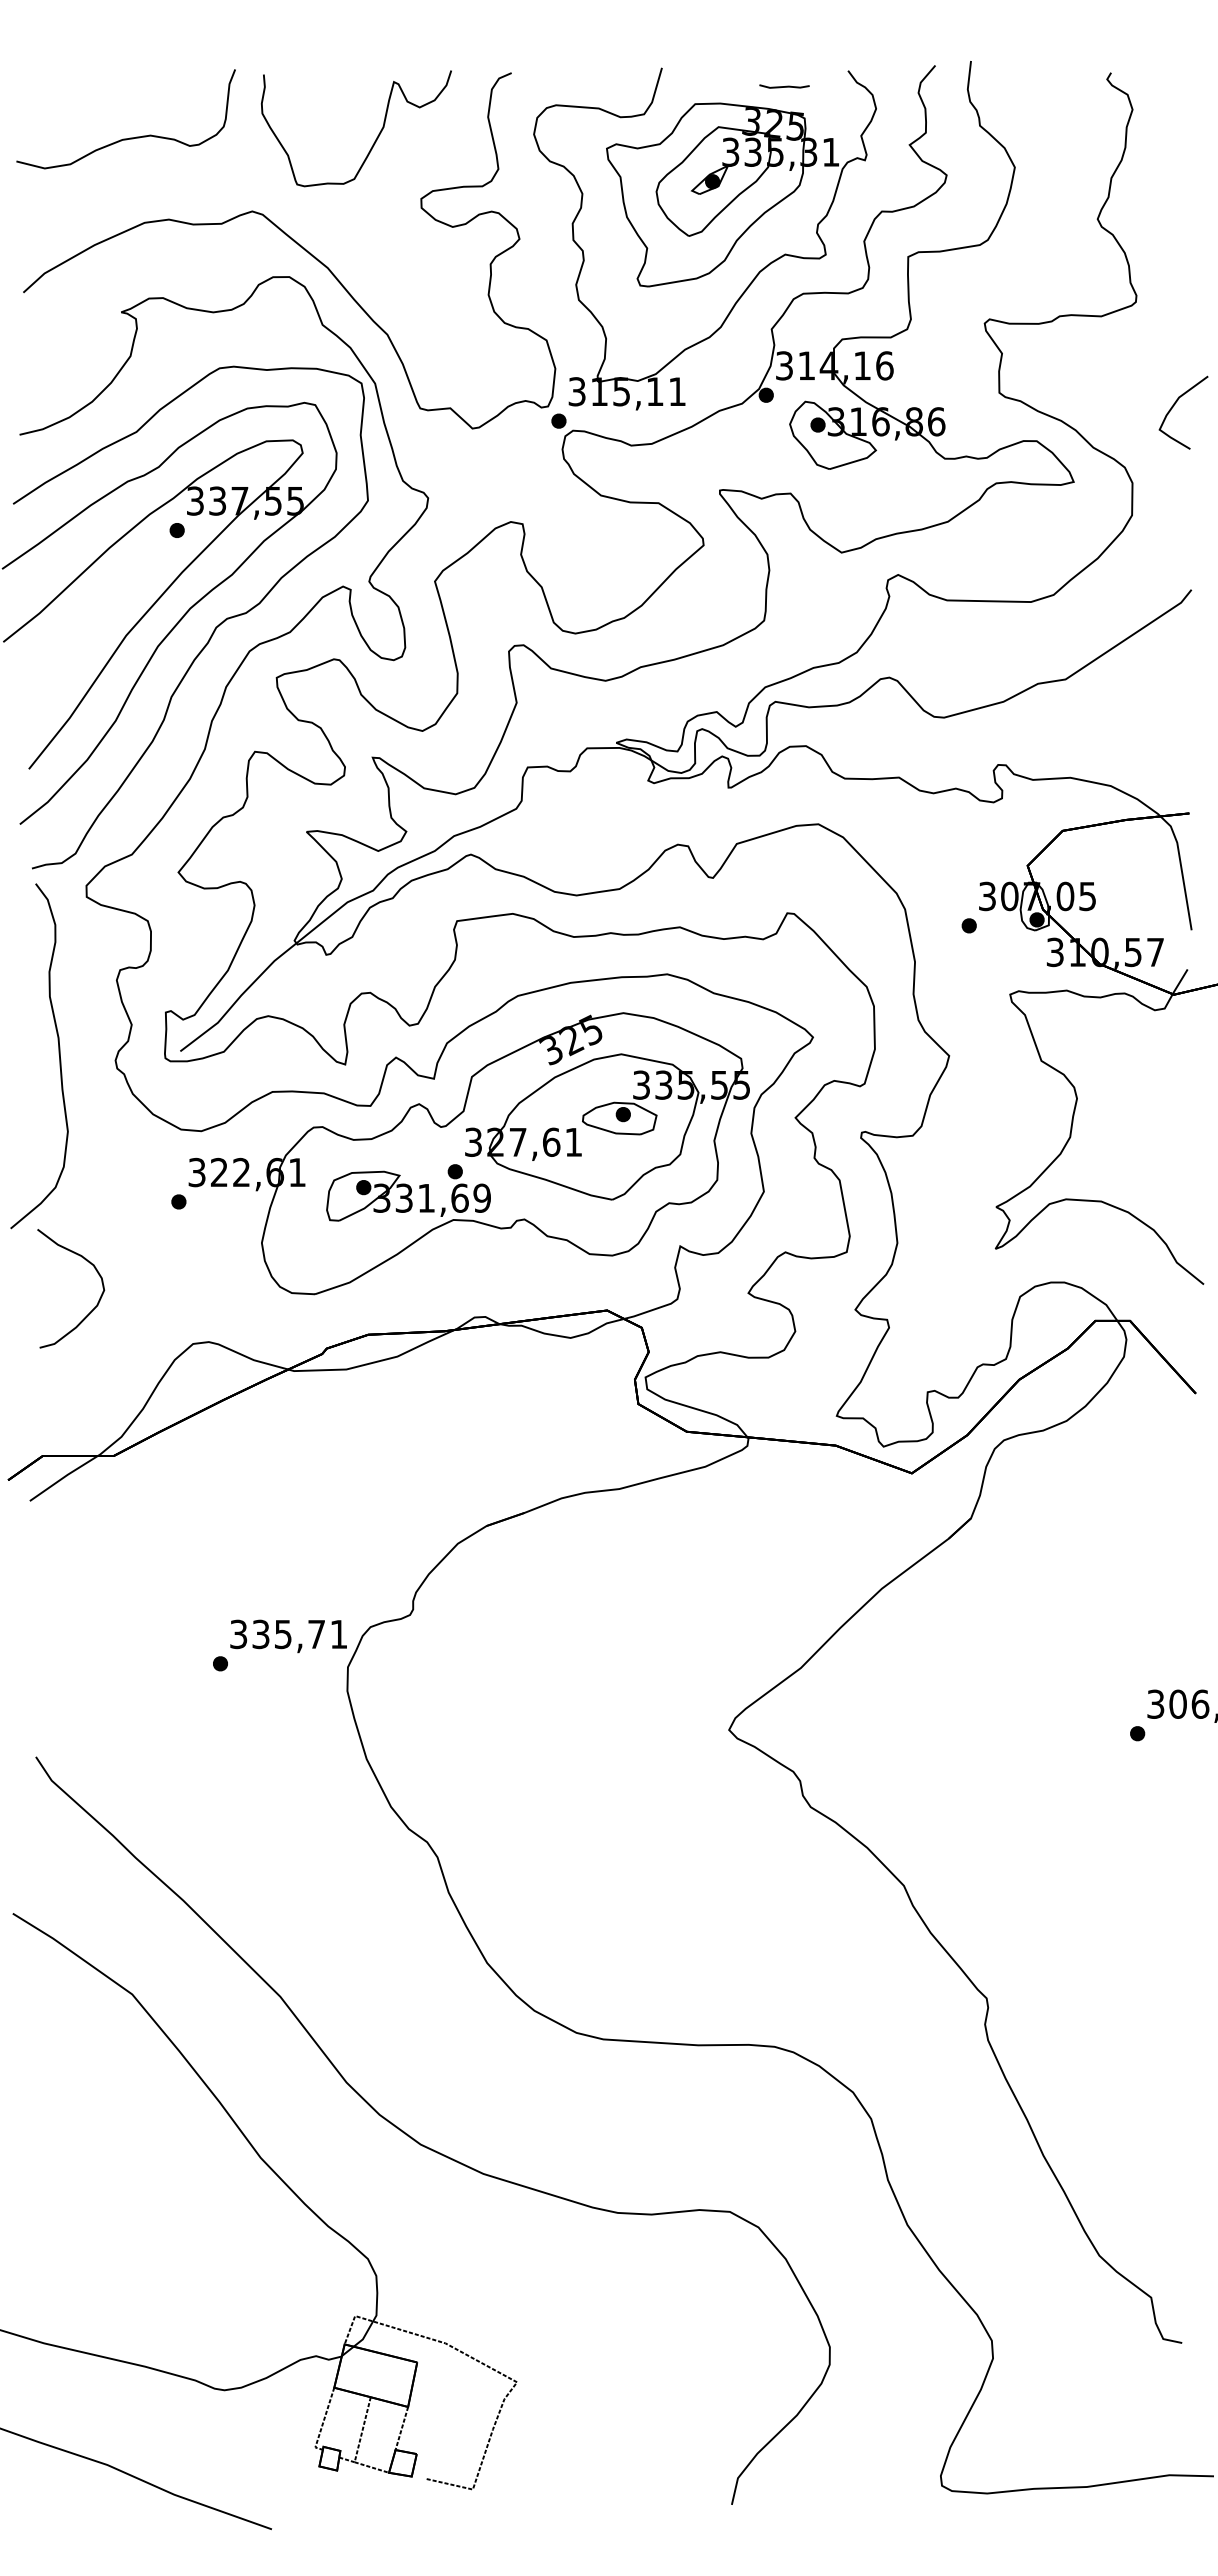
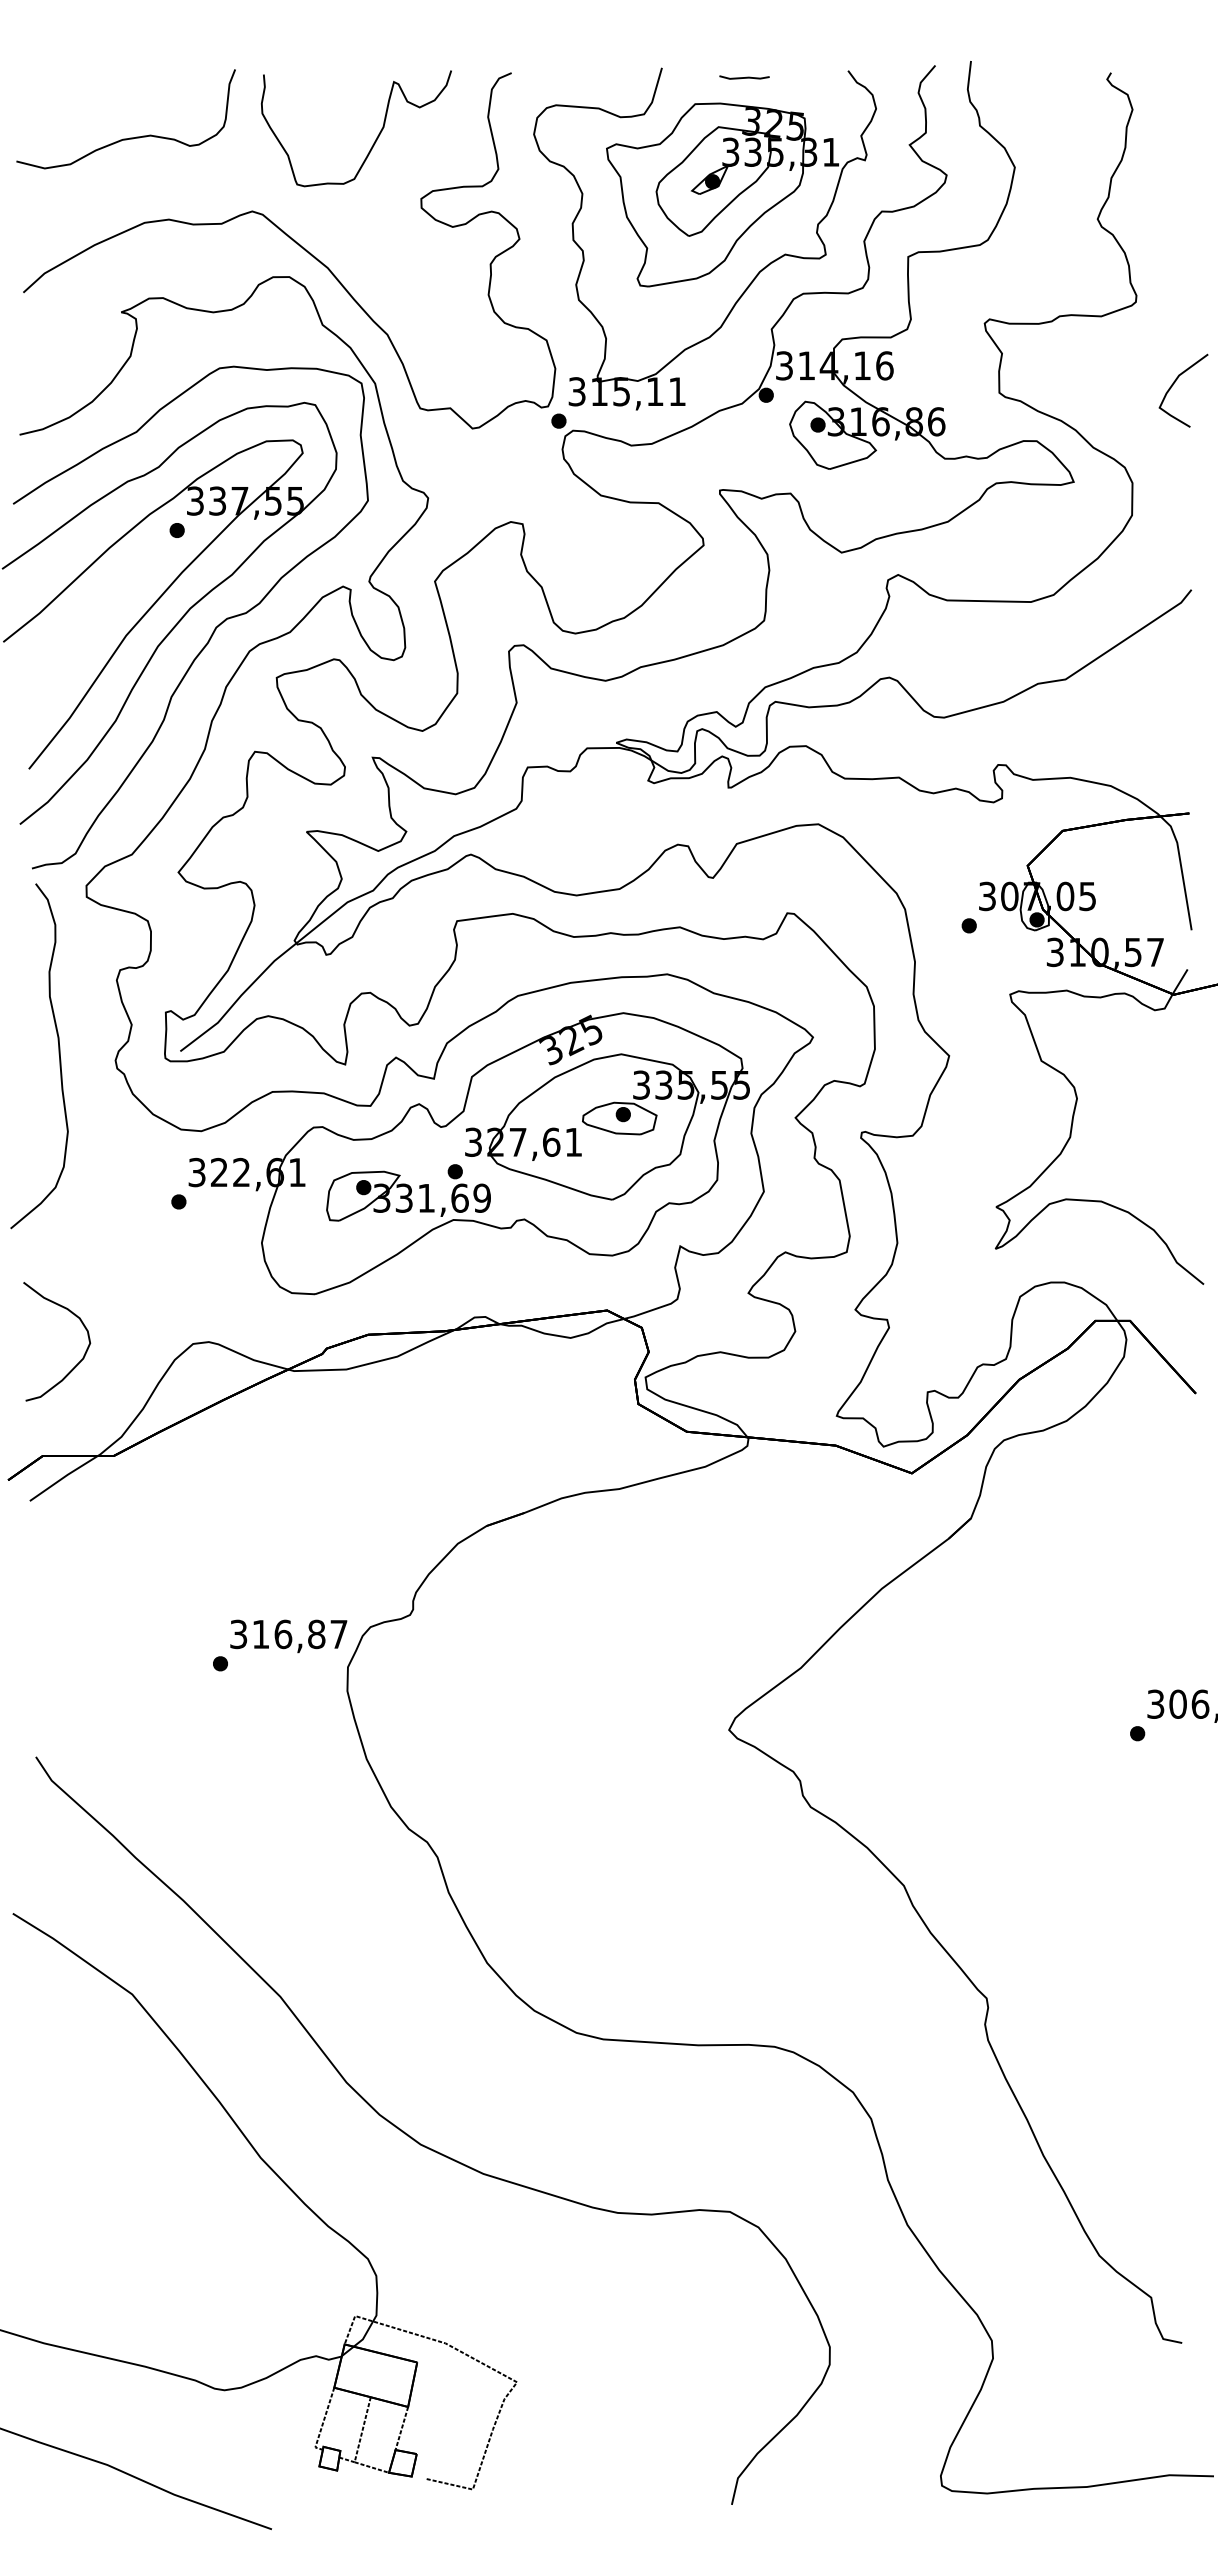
line position: (784, 86) -> (744, 77) (744, 77)
curve position: (1173, 407) -> (1173, 385) (1173, 385)
curve position: (97, 1302) -> (83, 1355) (83, 1355)
text: 335,71 -> 316,87 (299, 1634)
